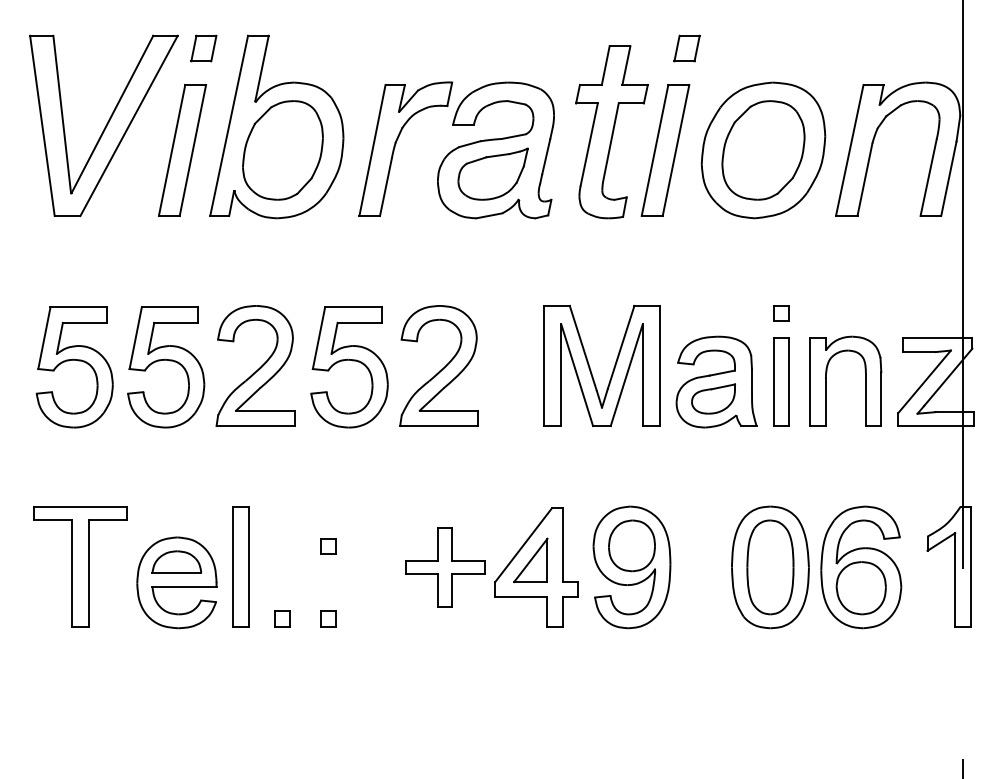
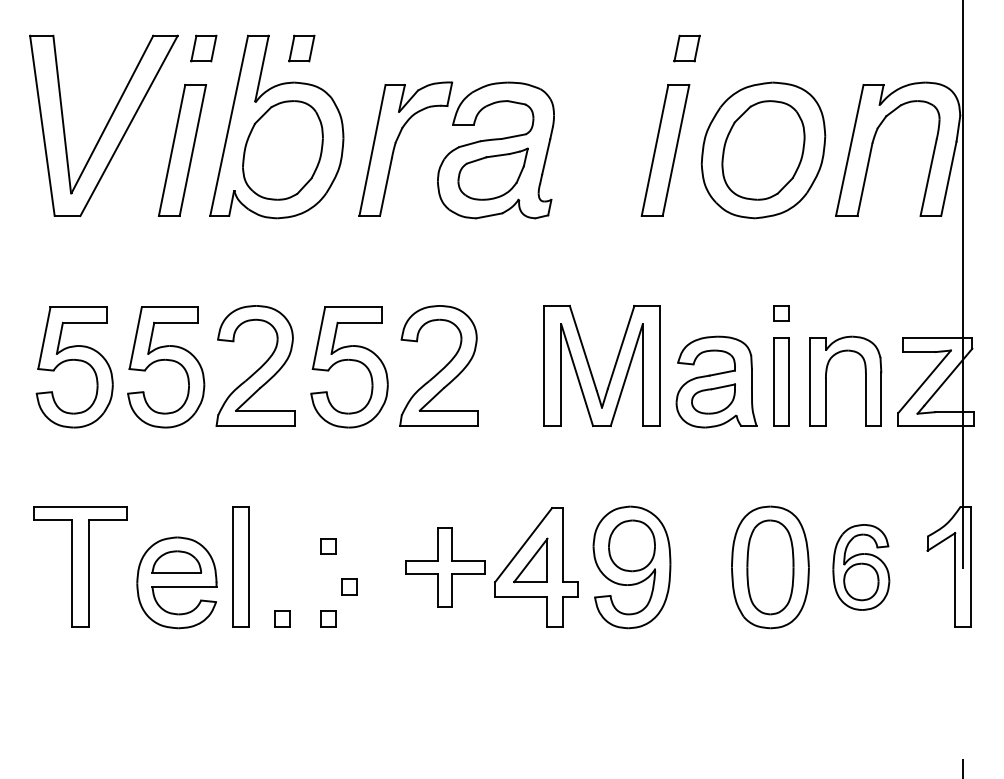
part: none -> present (301, 48)
part: present -> none (611, 132)
part size: 83x125 px -> 59x87 px (861, 567)
part: none -> present (349, 586)
